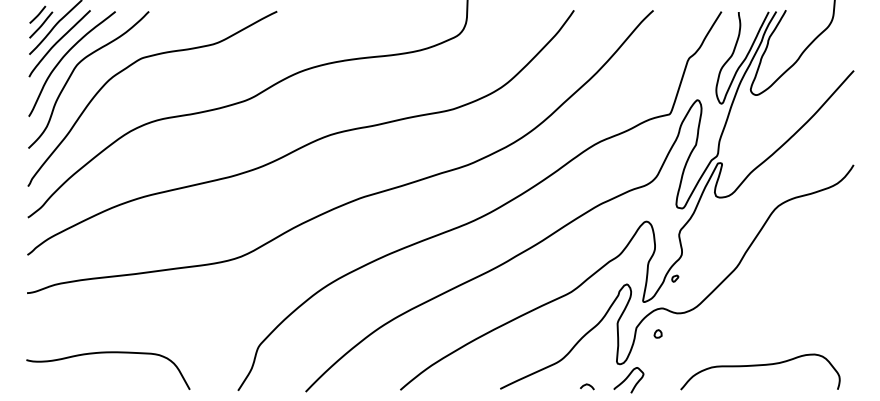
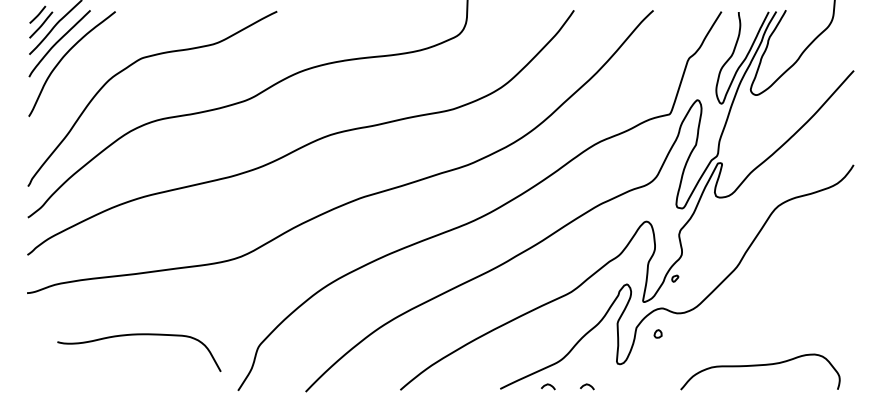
curve: present -> none (75, 69)
curve position: (108, 353) -> (139, 335) (139, 335)
curve: present -> none (627, 378)
curve: none -> present (548, 385)
